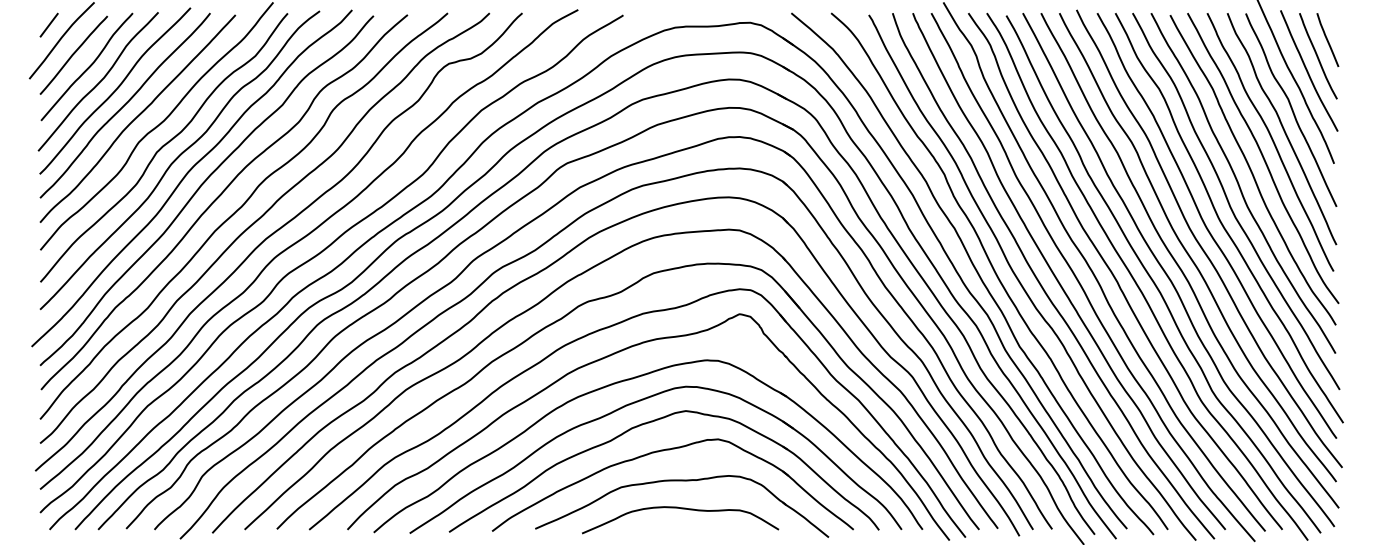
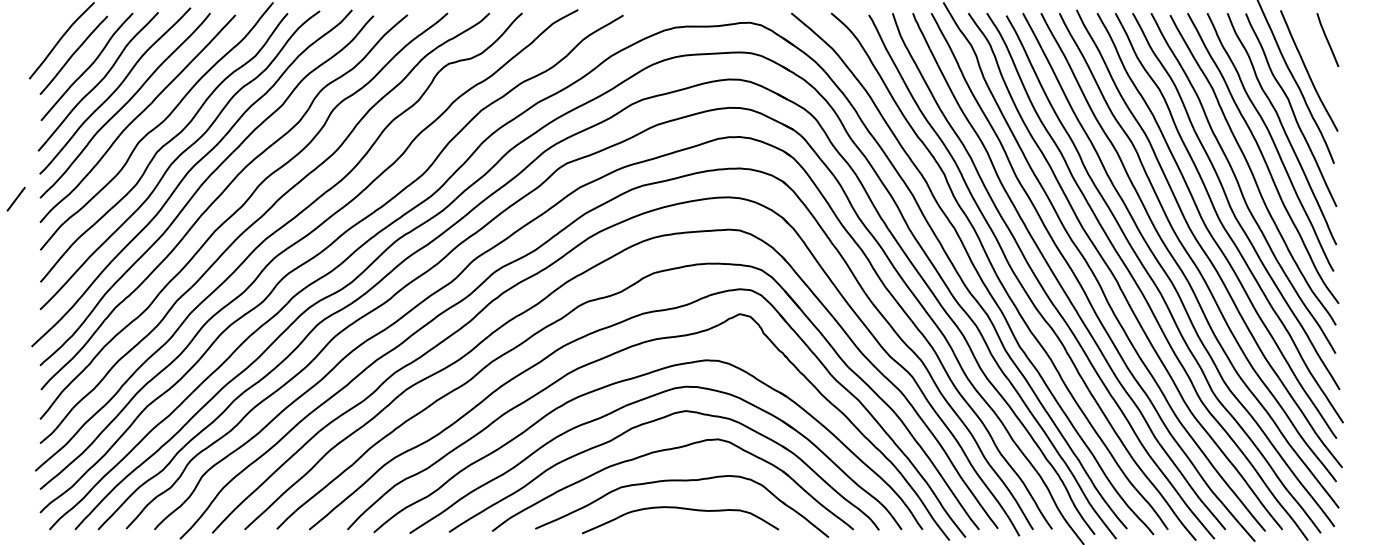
line position: (48, 24) -> (15, 198) (15, 198)
curve: present -> none (1318, 56)
